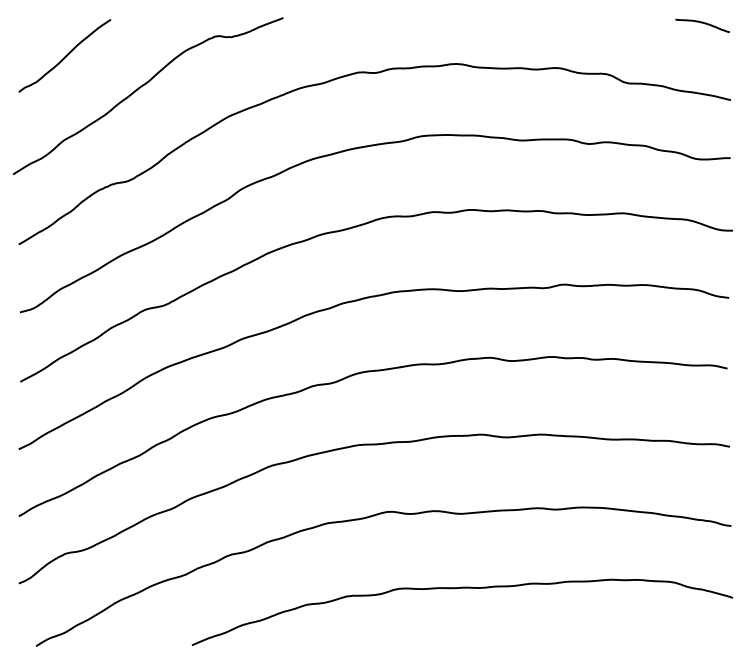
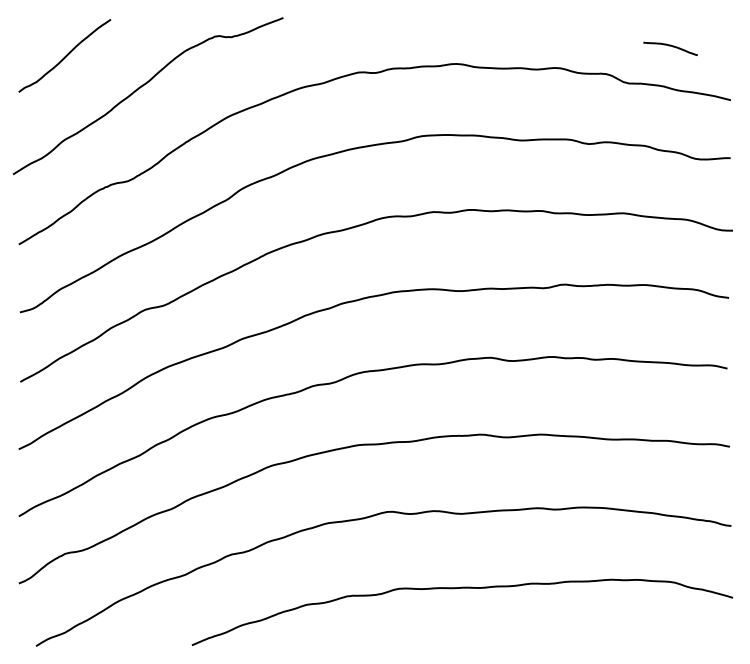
curve position: (702, 23) -> (670, 46) (670, 46)
